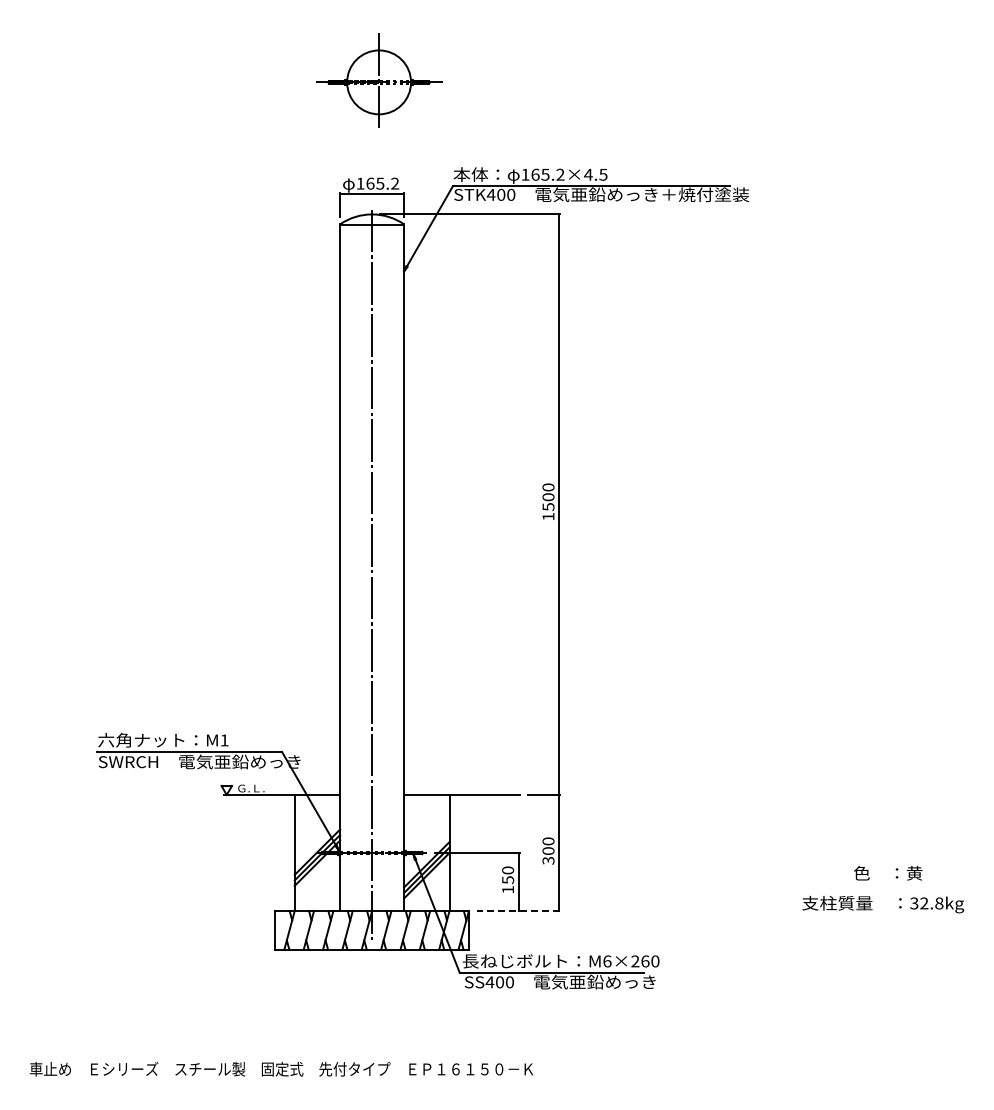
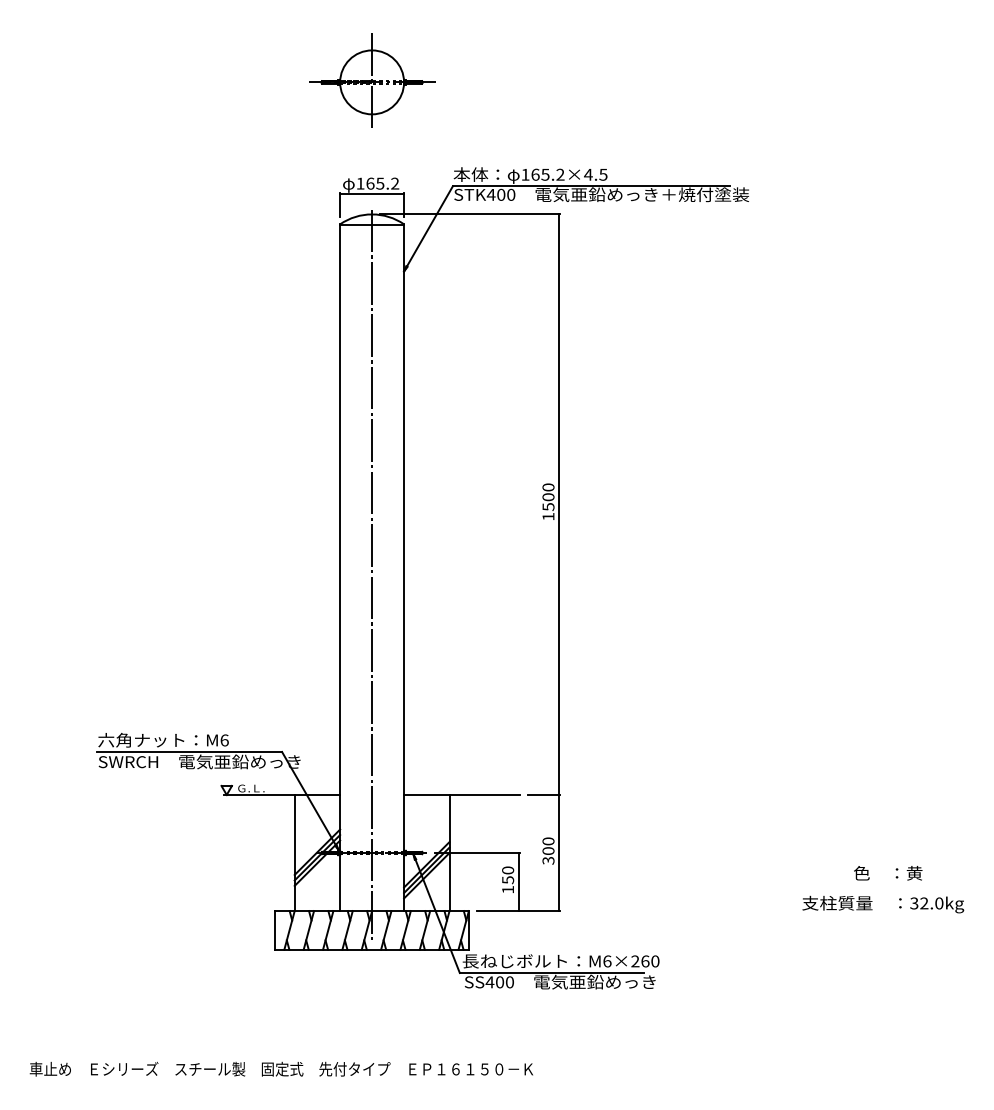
part position: (379, 80) -> (372, 80) (372, 80)
text: M1 -> M6 (224, 740)
text: 32.8kg -> 32.0kg (939, 903)
line: dashed -> solid (518, 911)
